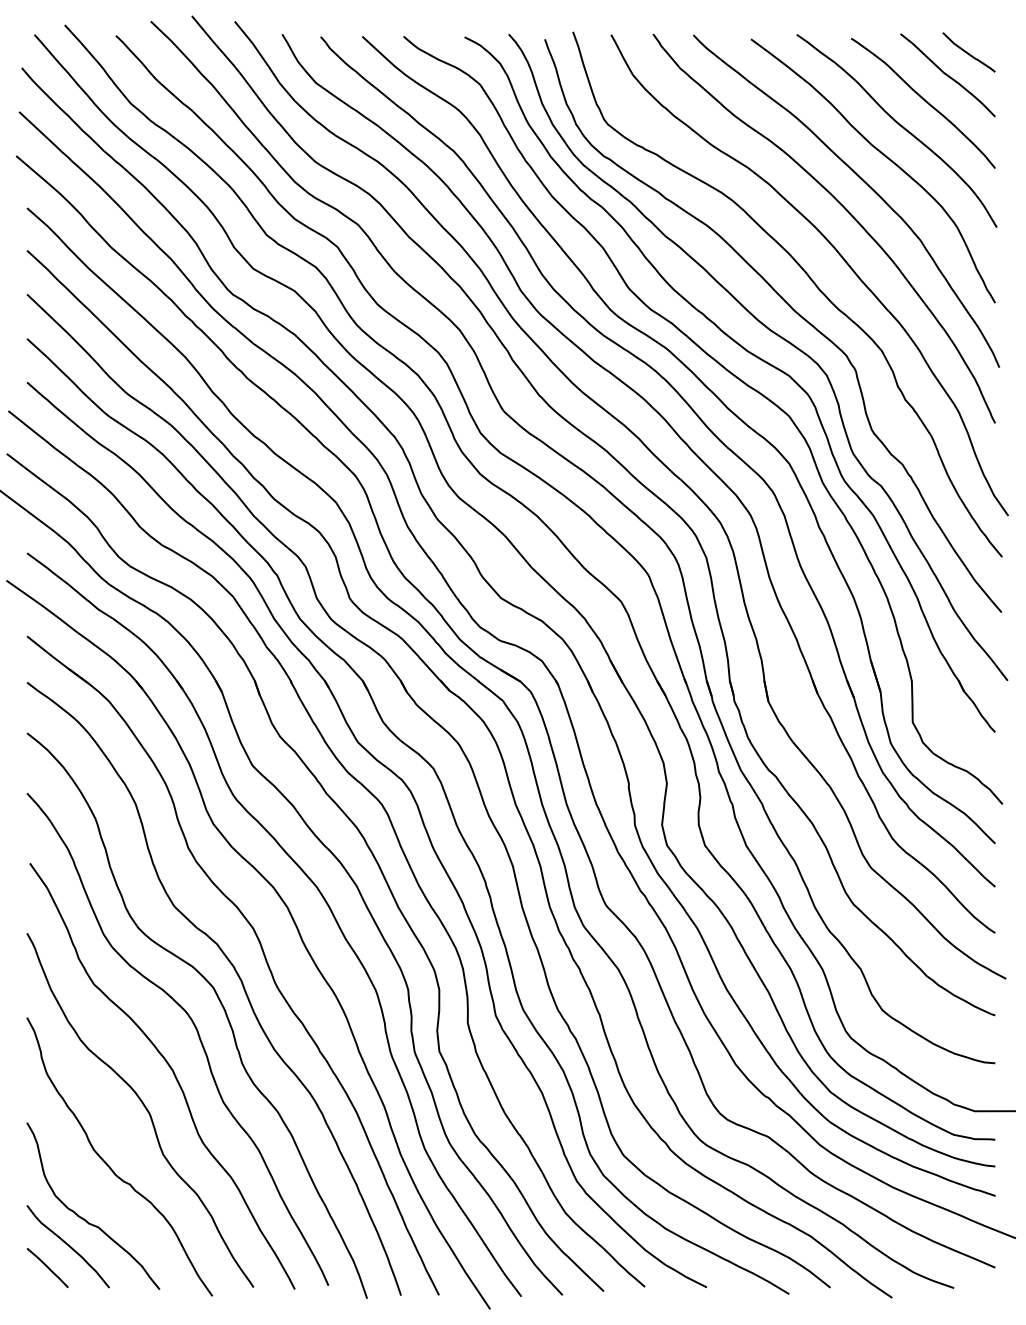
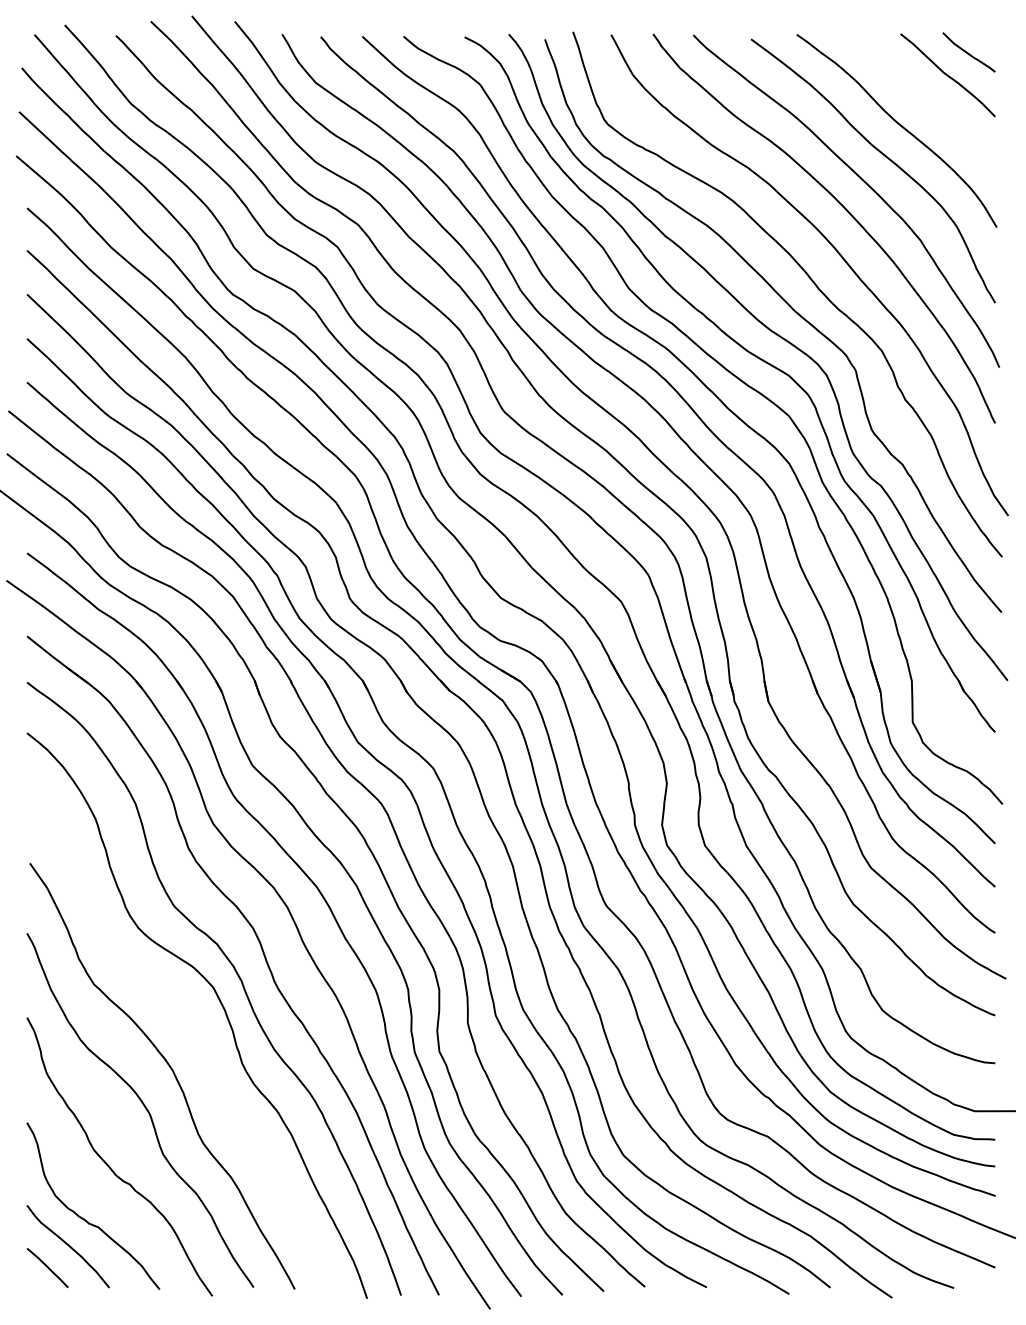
curve: present -> none (924, 101)
curve: present -> none (195, 1029)
